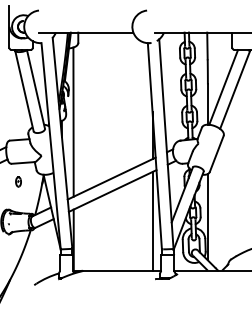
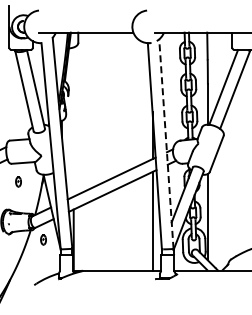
line: present -> none (73, 121)
line: solid -> dashed (166, 143)
part: none -> present (43, 239)
